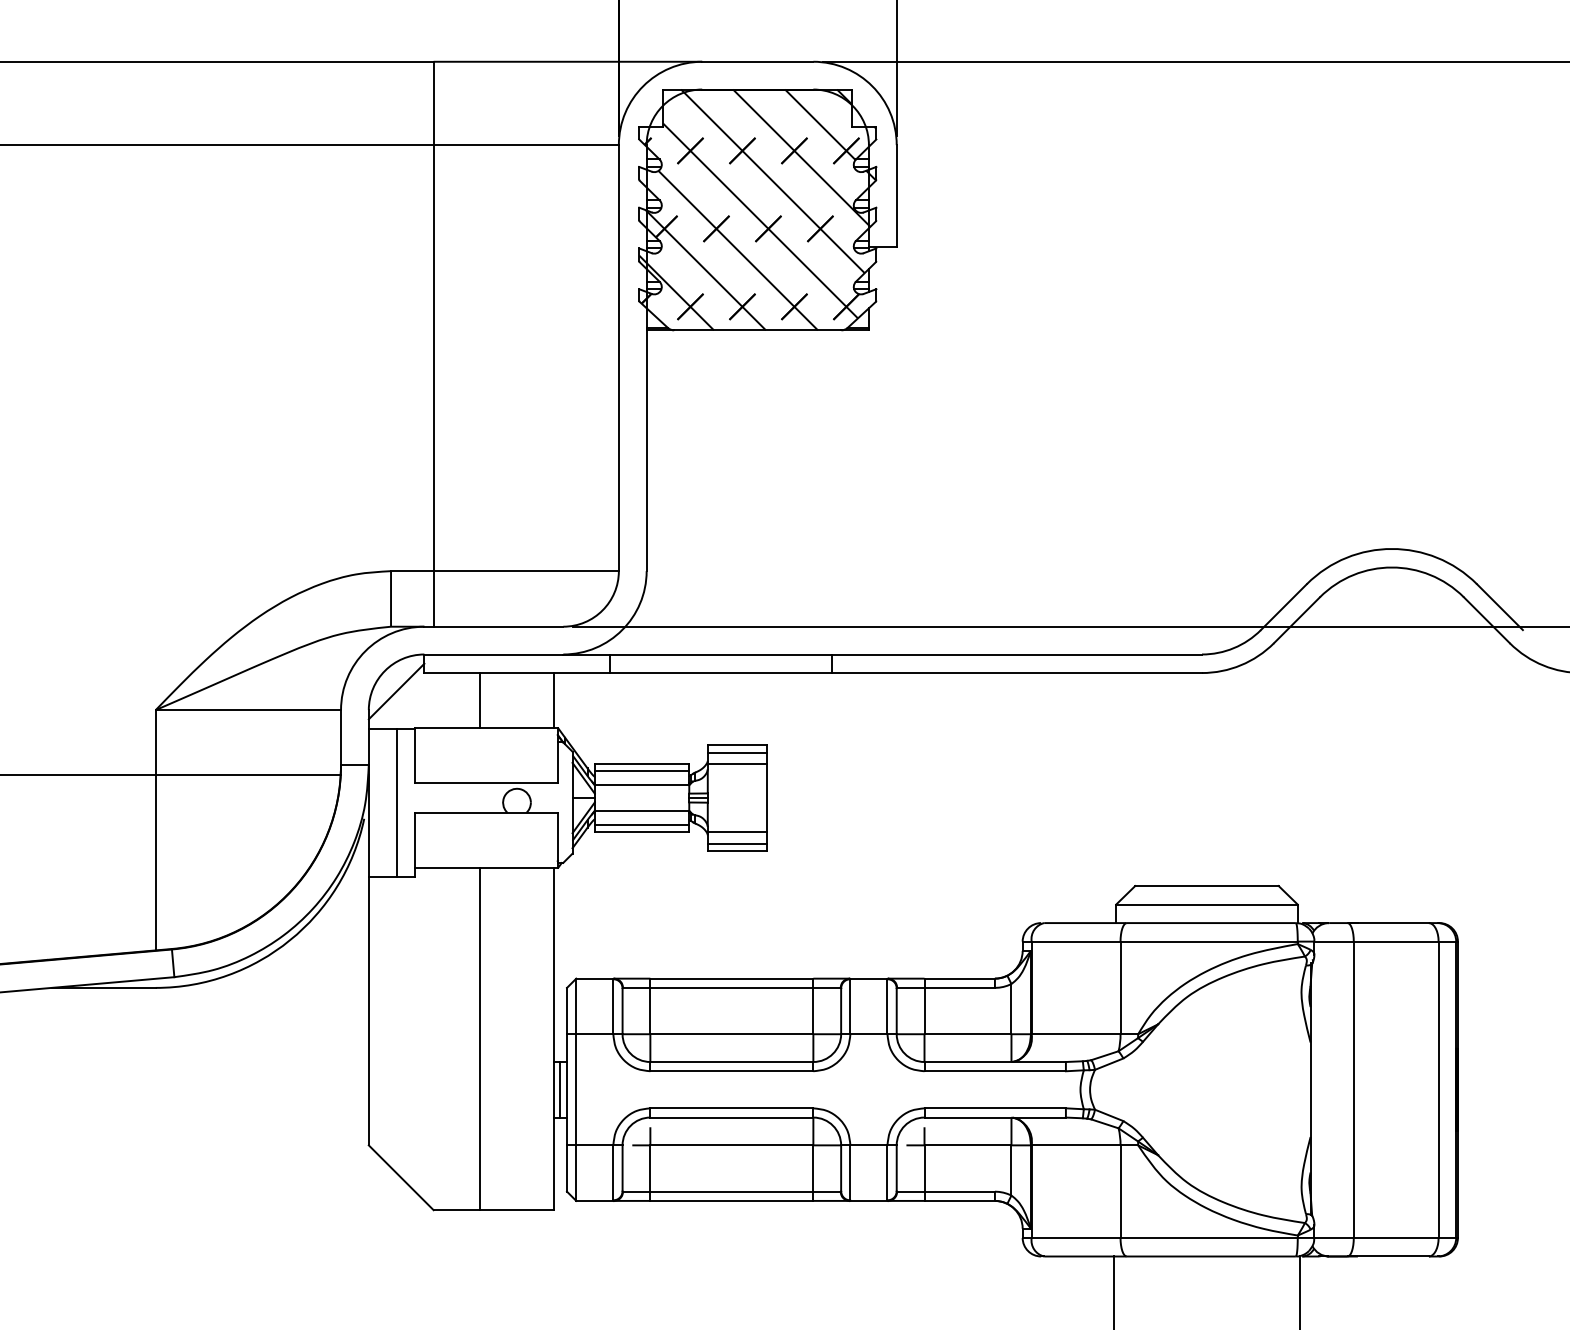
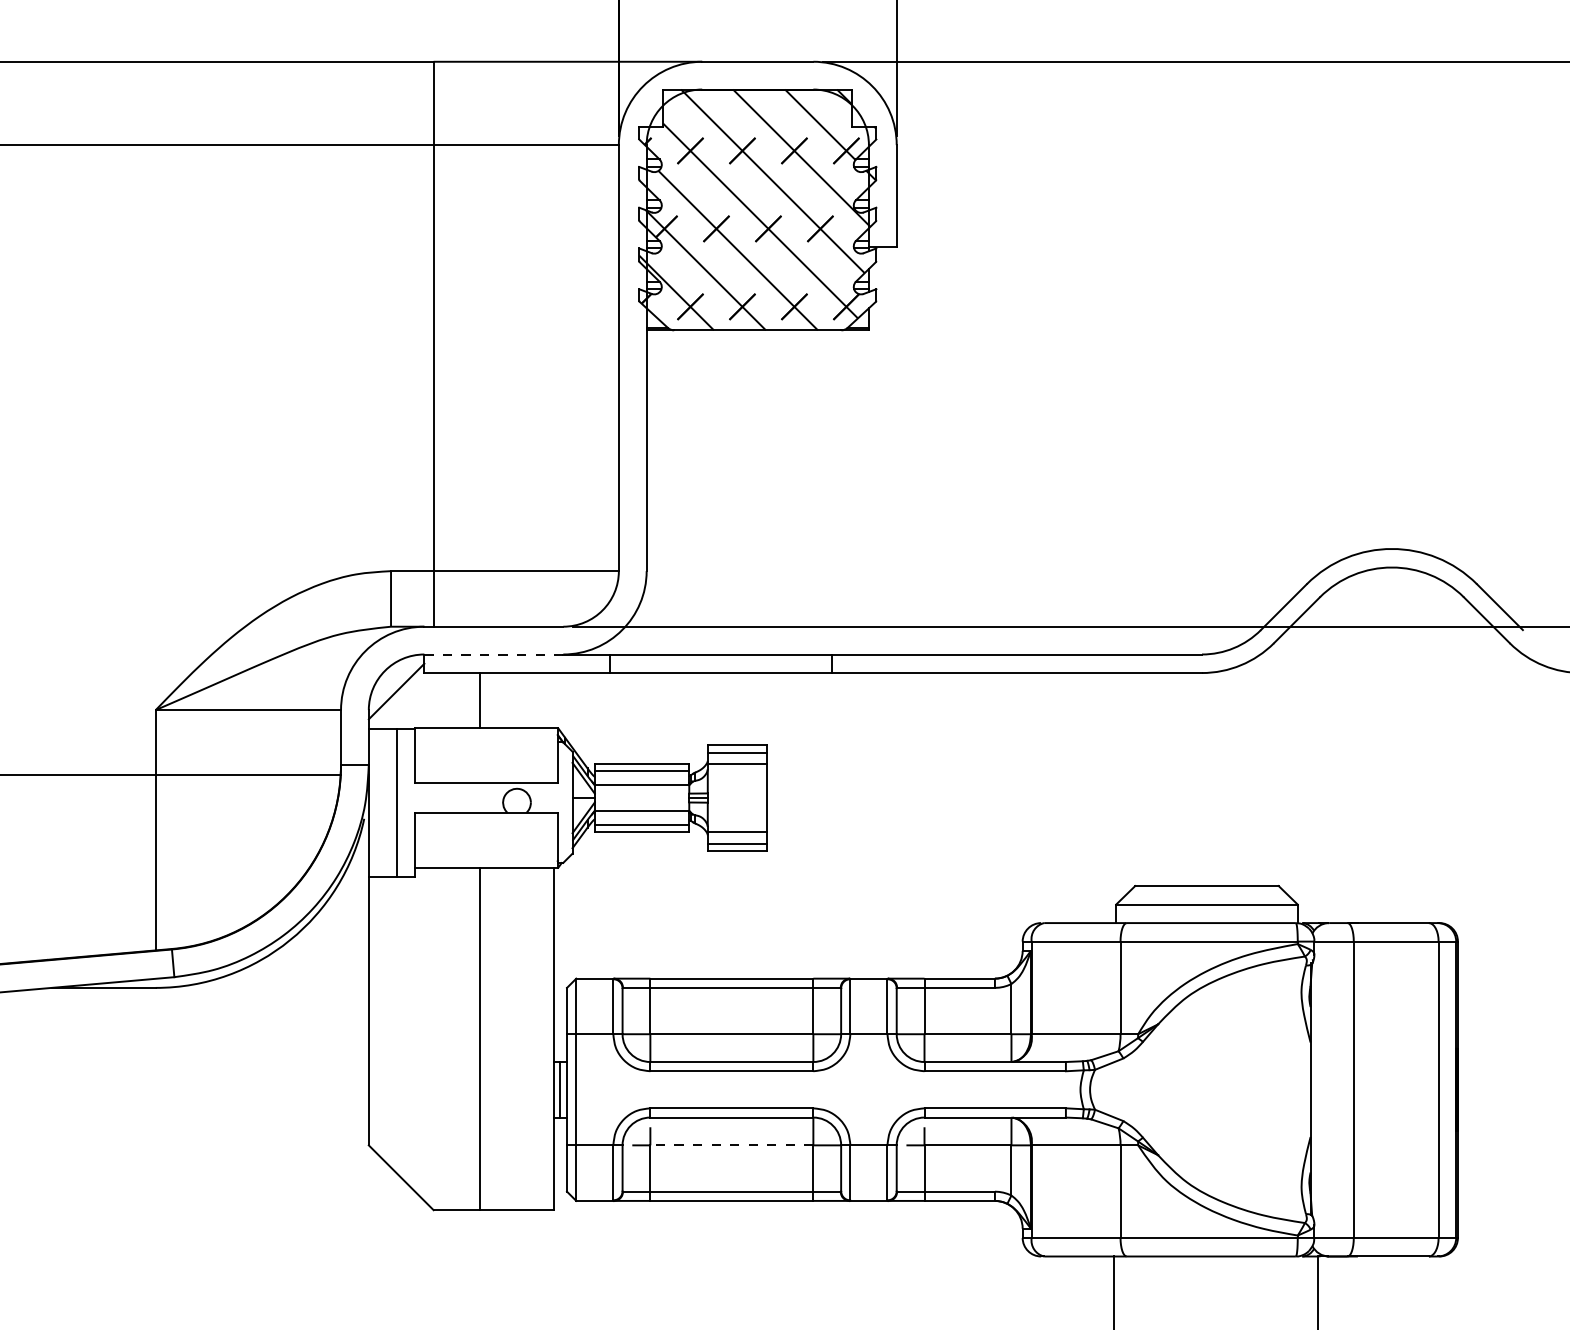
line: solid -> dashed (494, 654)
line: present -> none (554, 700)
line: solid -> dashed (731, 1145)
line position: (1299, 1291) -> (1317, 1291) (1317, 1291)
